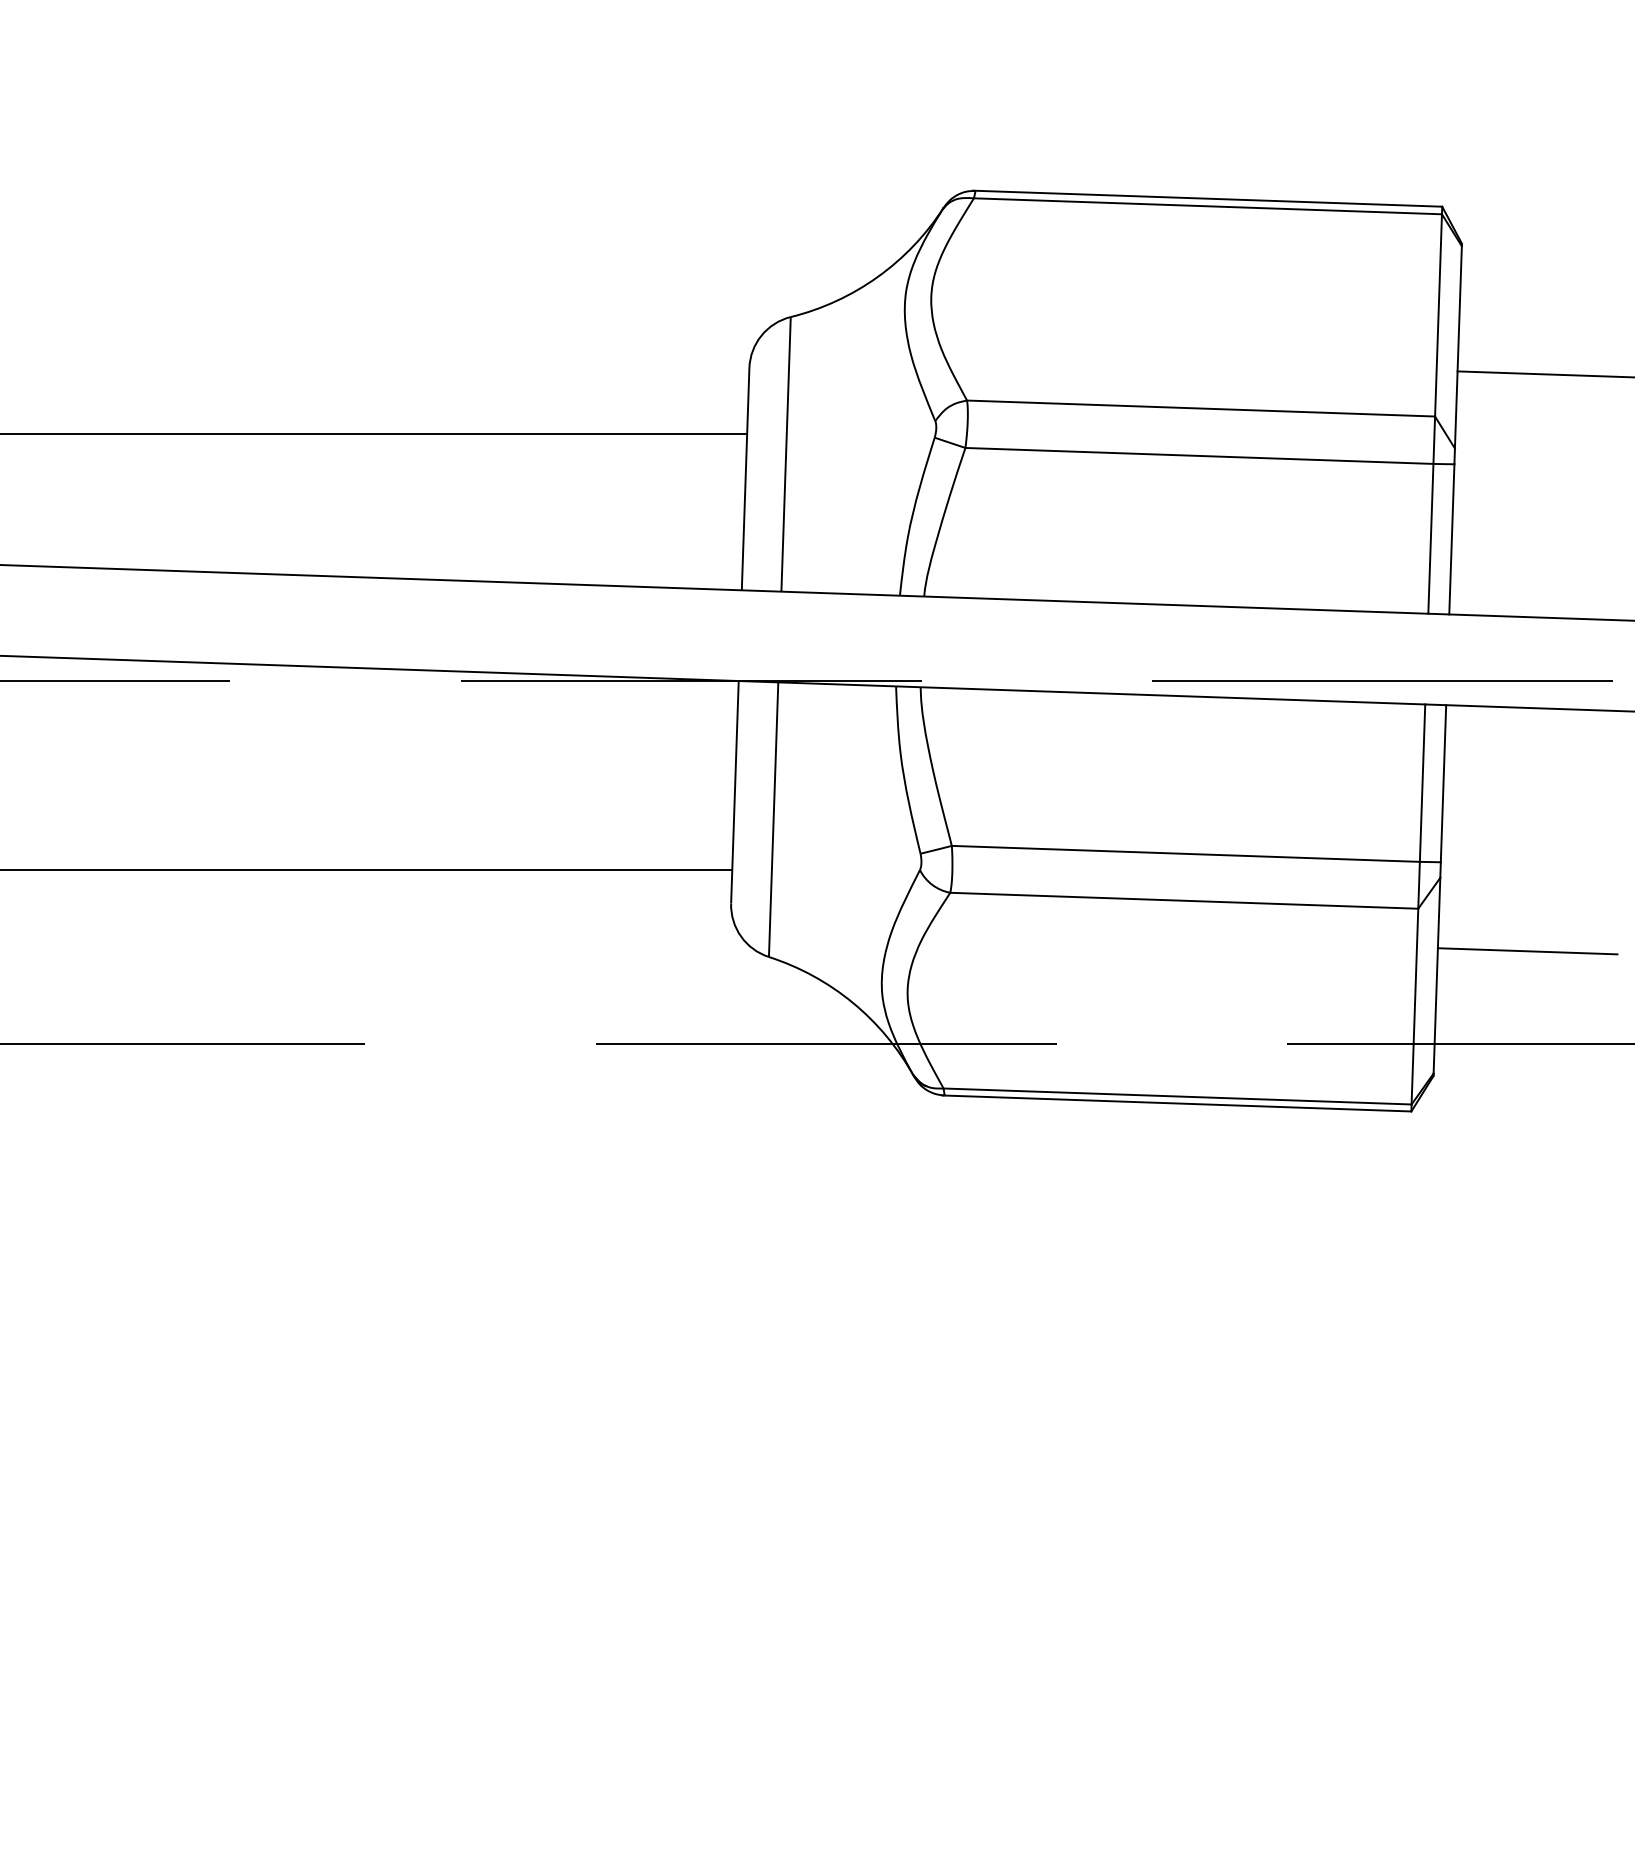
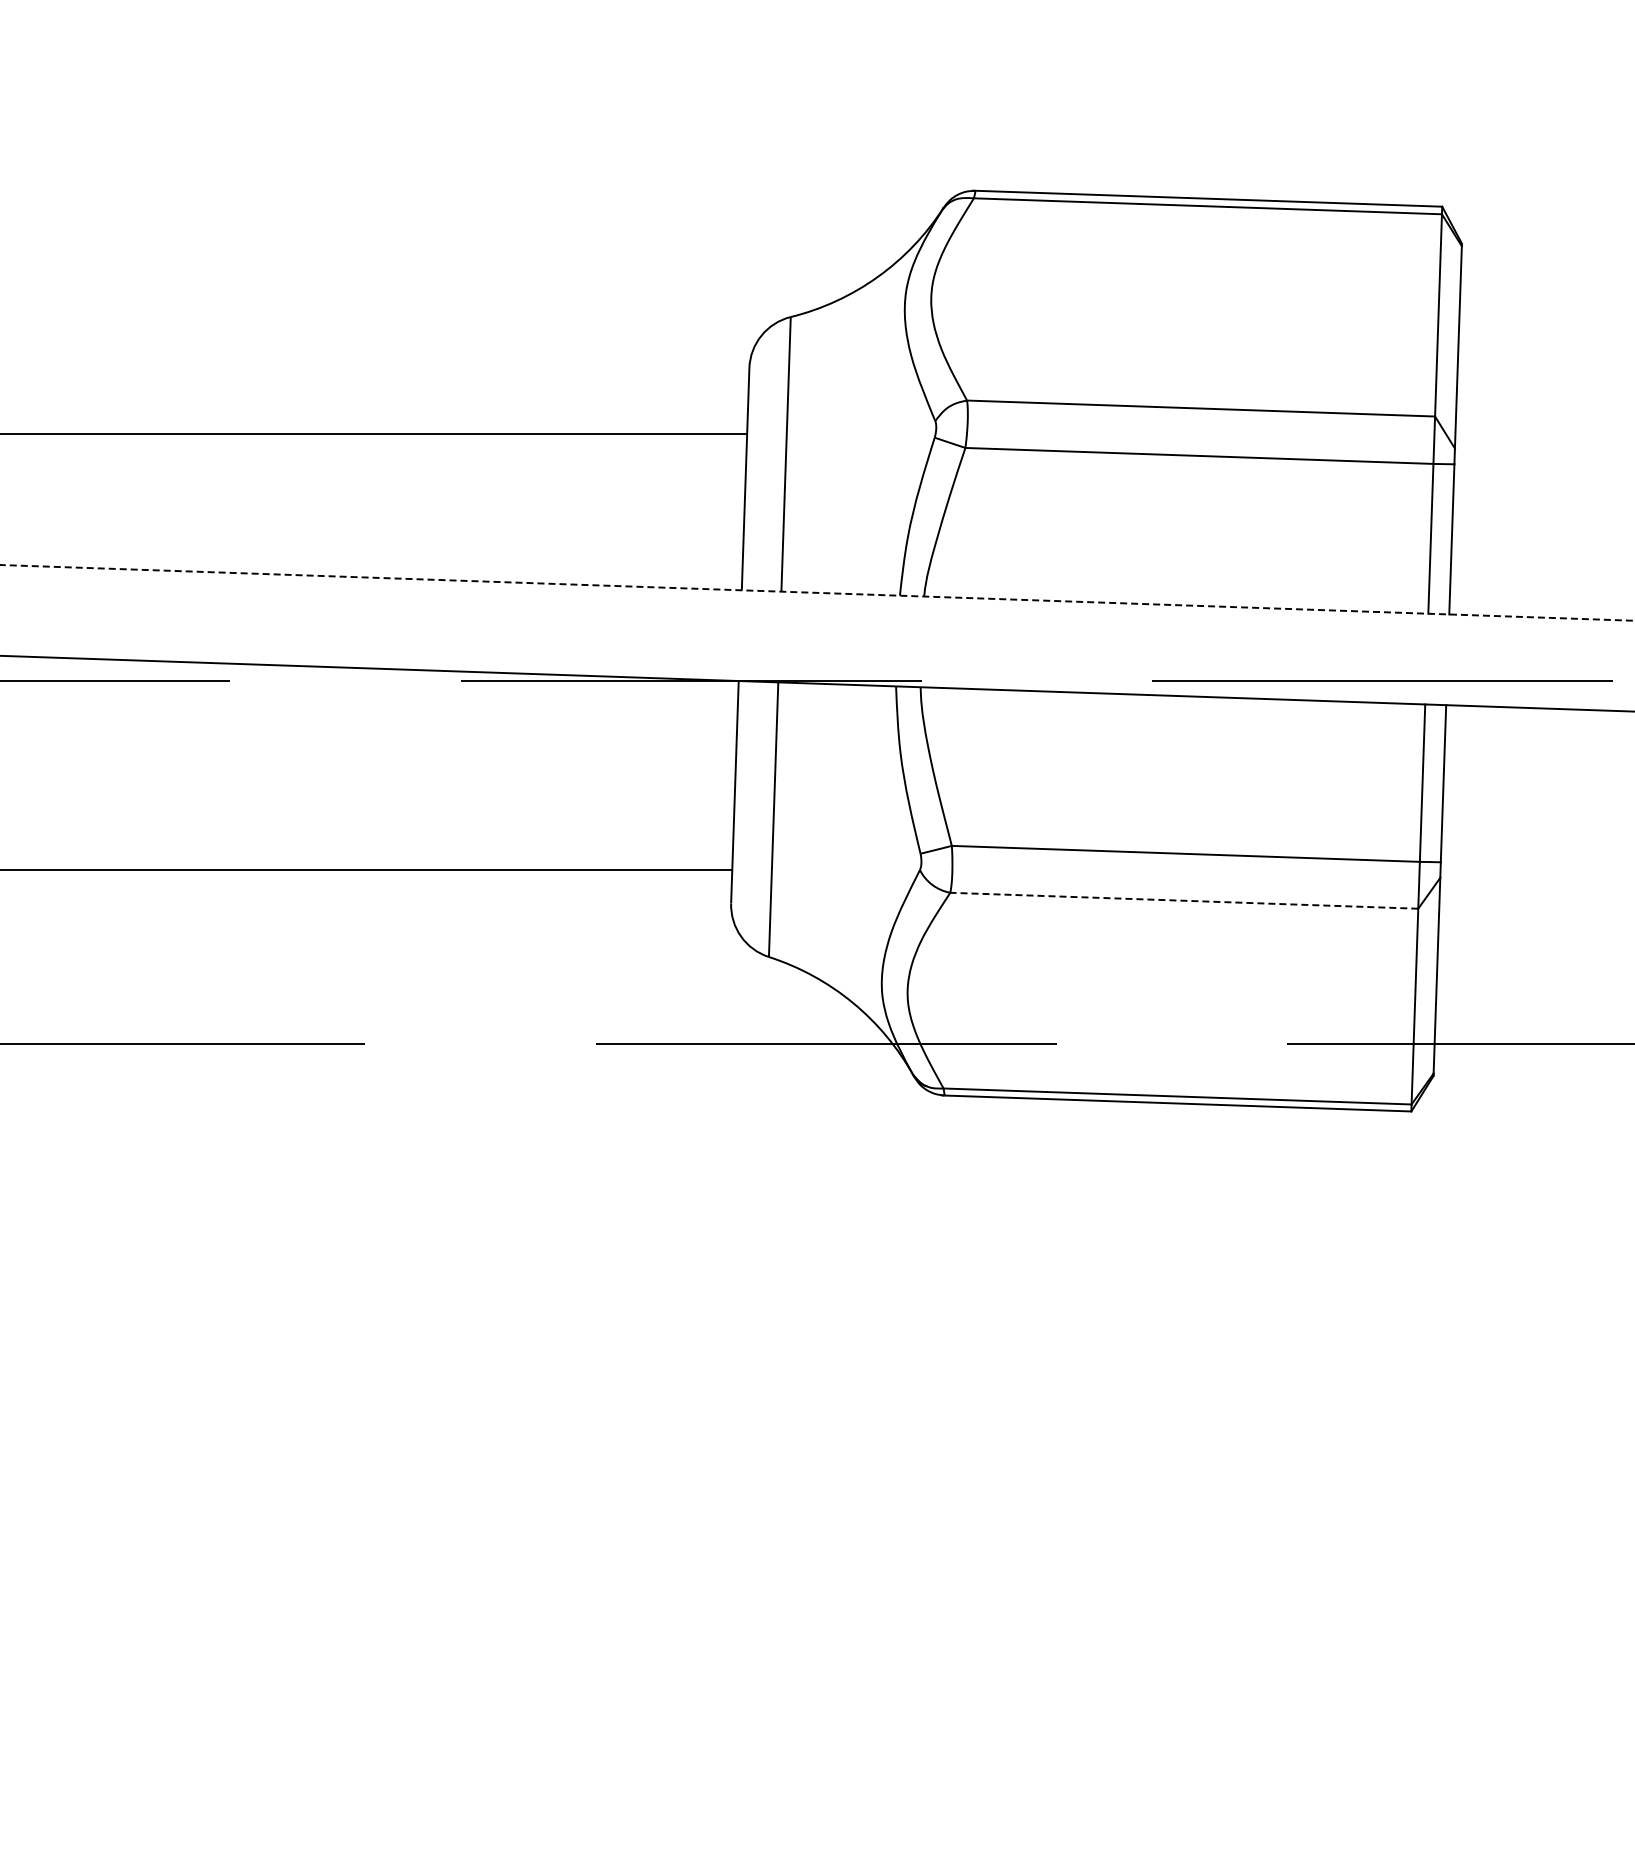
line: present -> none (1544, 374)
line: solid -> dashed (816, 592)
line: solid -> dashed (1183, 900)
line: present -> none (1527, 951)
